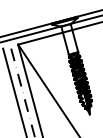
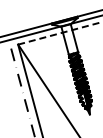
line: solid -> dashed (60, 33)
line: present -> none (14, 91)
